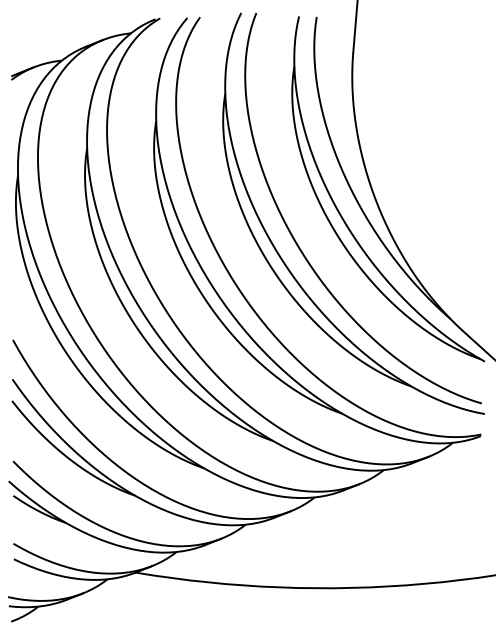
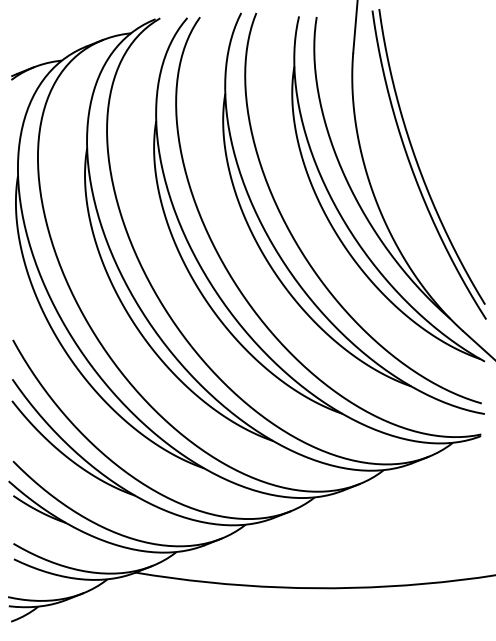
part: none -> present (420, 168)
